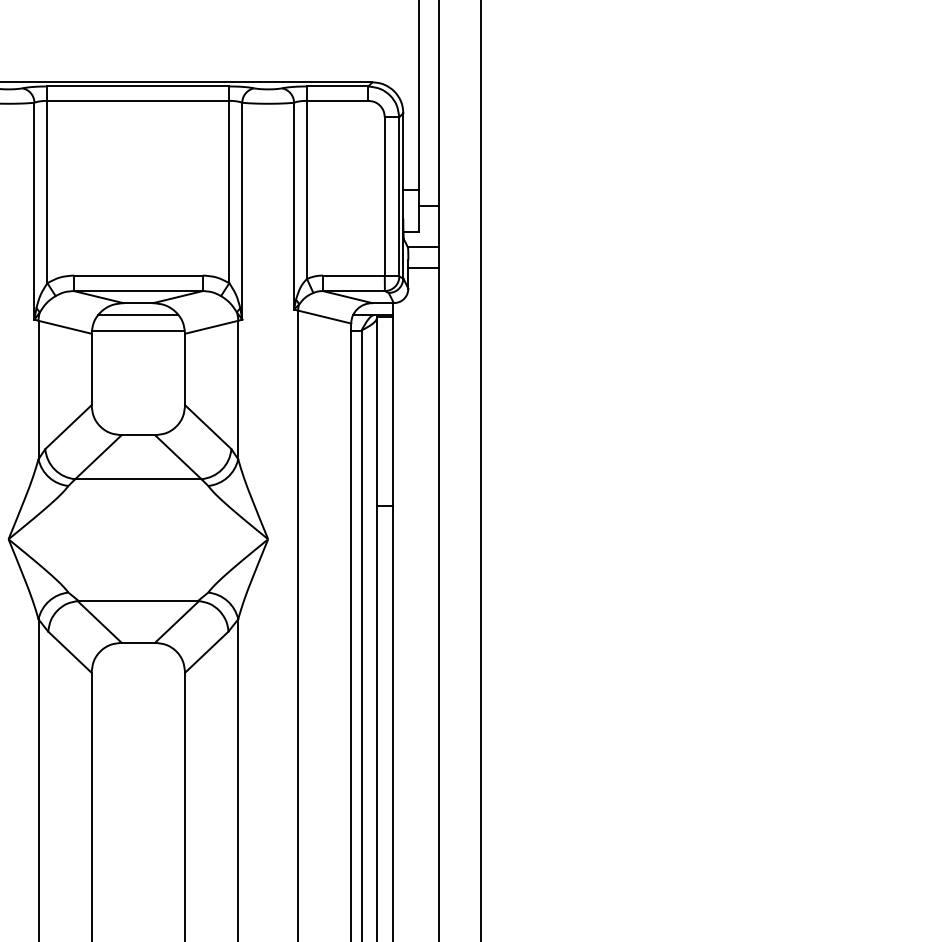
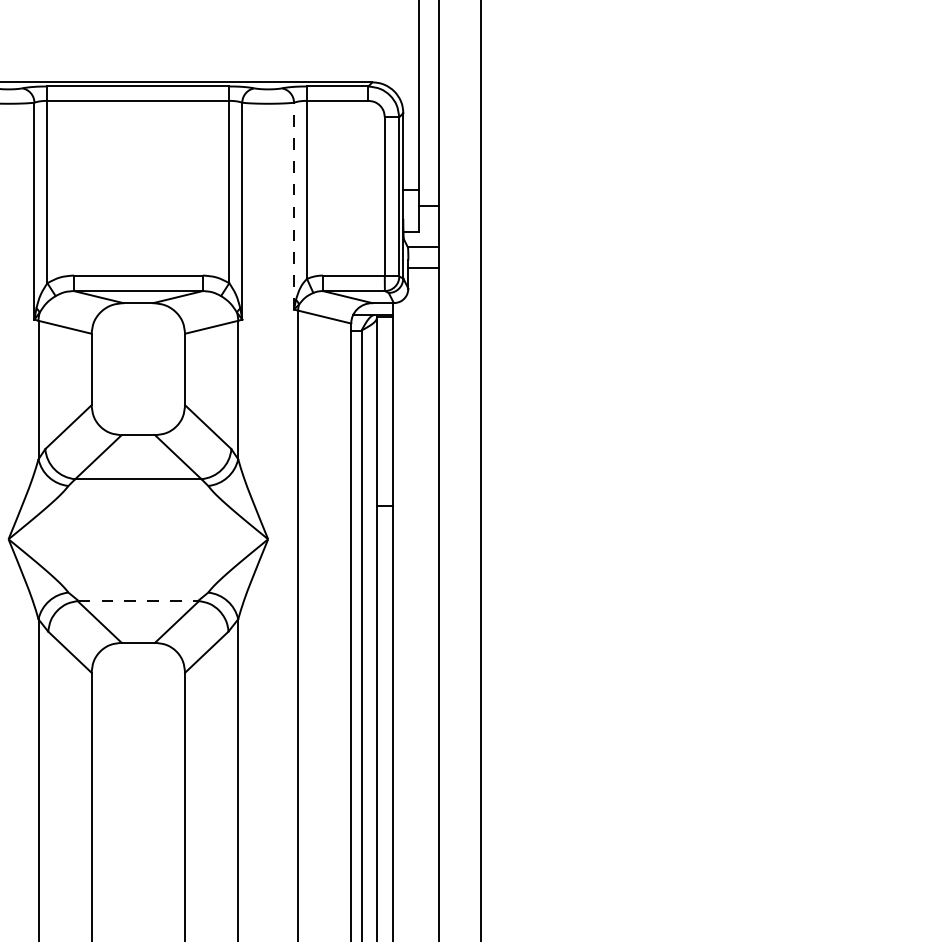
line: solid -> dashed (294, 205)
line: present -> none (138, 314)
line: present -> none (138, 330)
line: solid -> dashed (138, 601)
